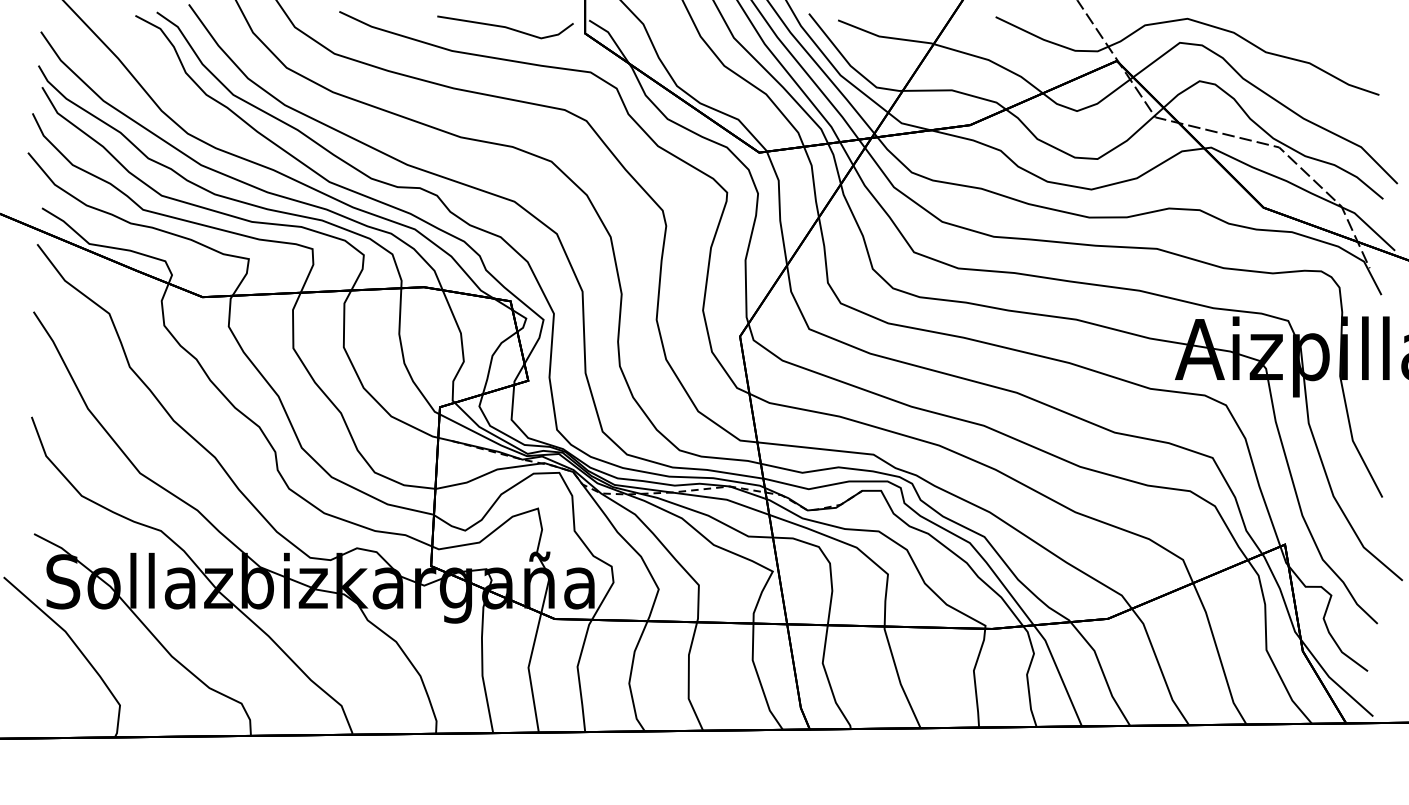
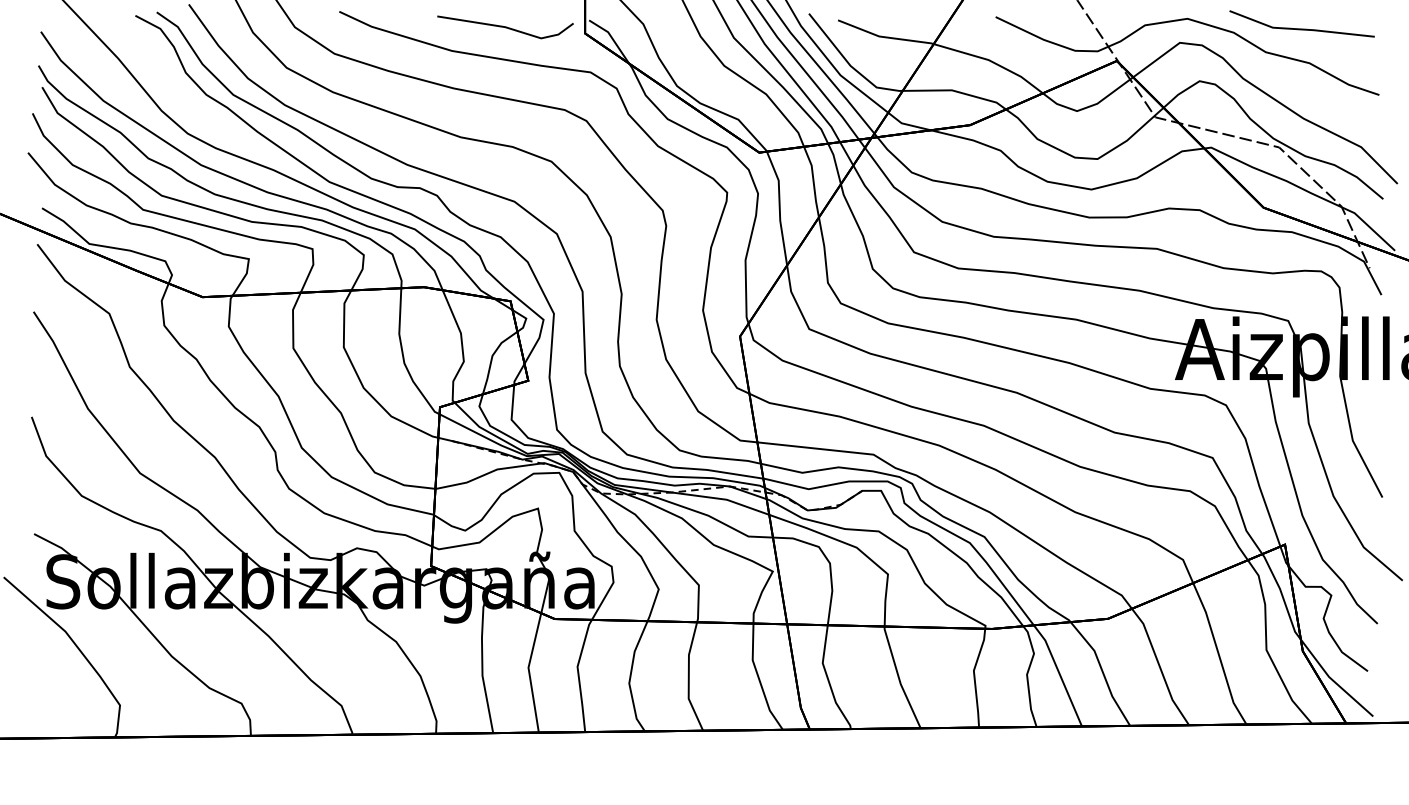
line: none -> present (1301, 28)
